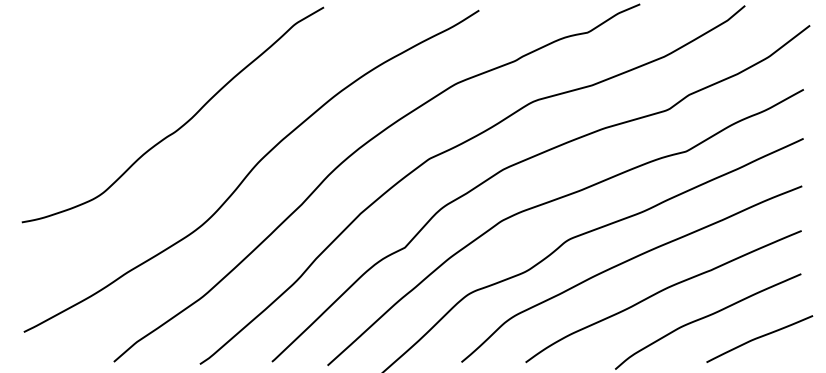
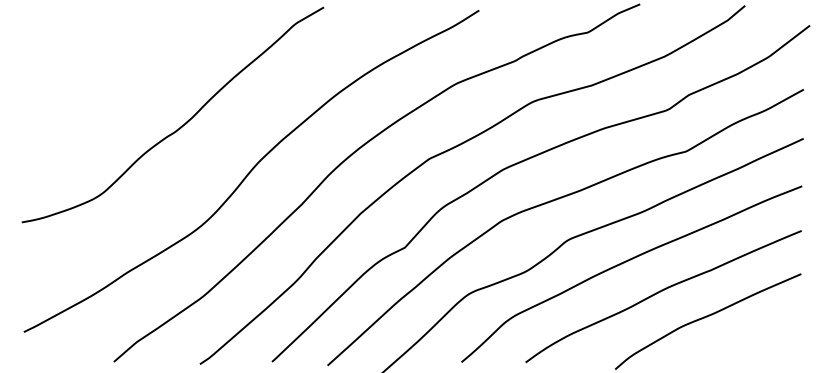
curve: present -> none (759, 338)
